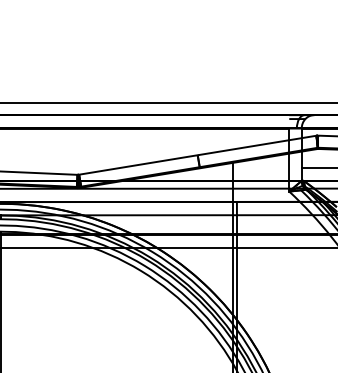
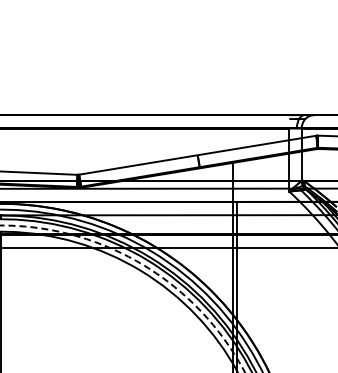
line: present -> none (168, 102)
line: present -> none (317, 167)
arc: solid -> dashed (143, 265)
